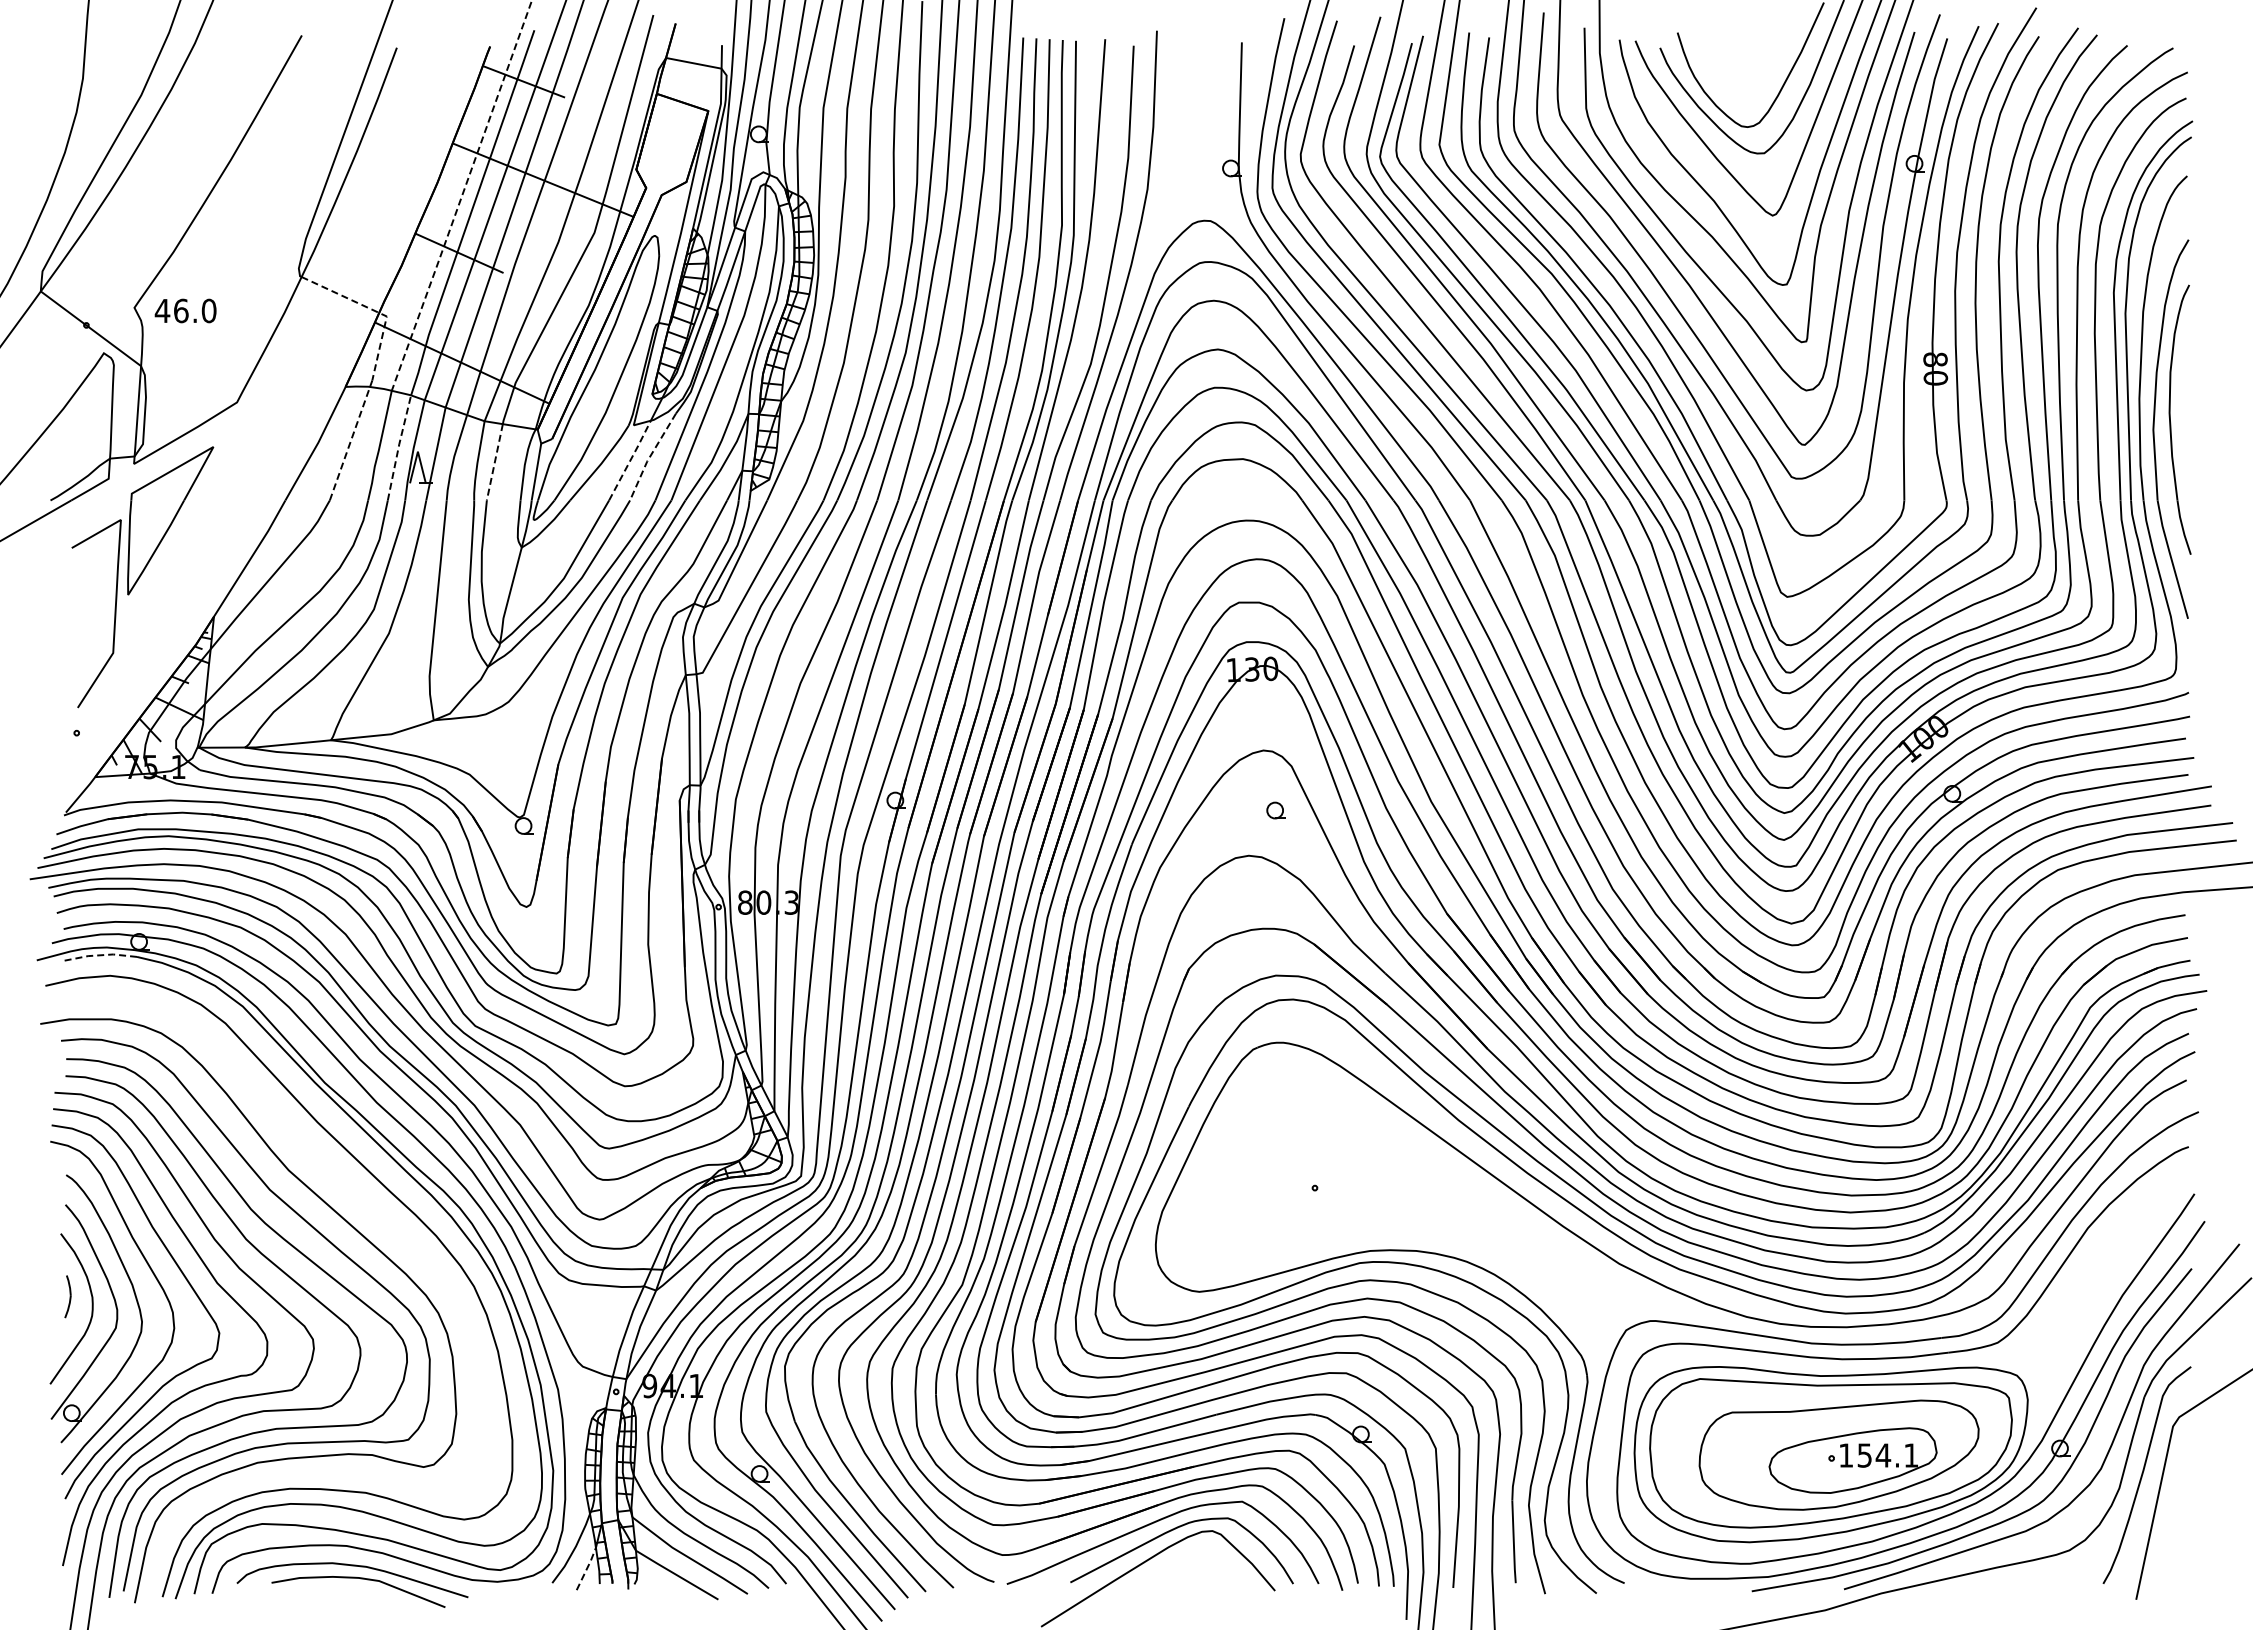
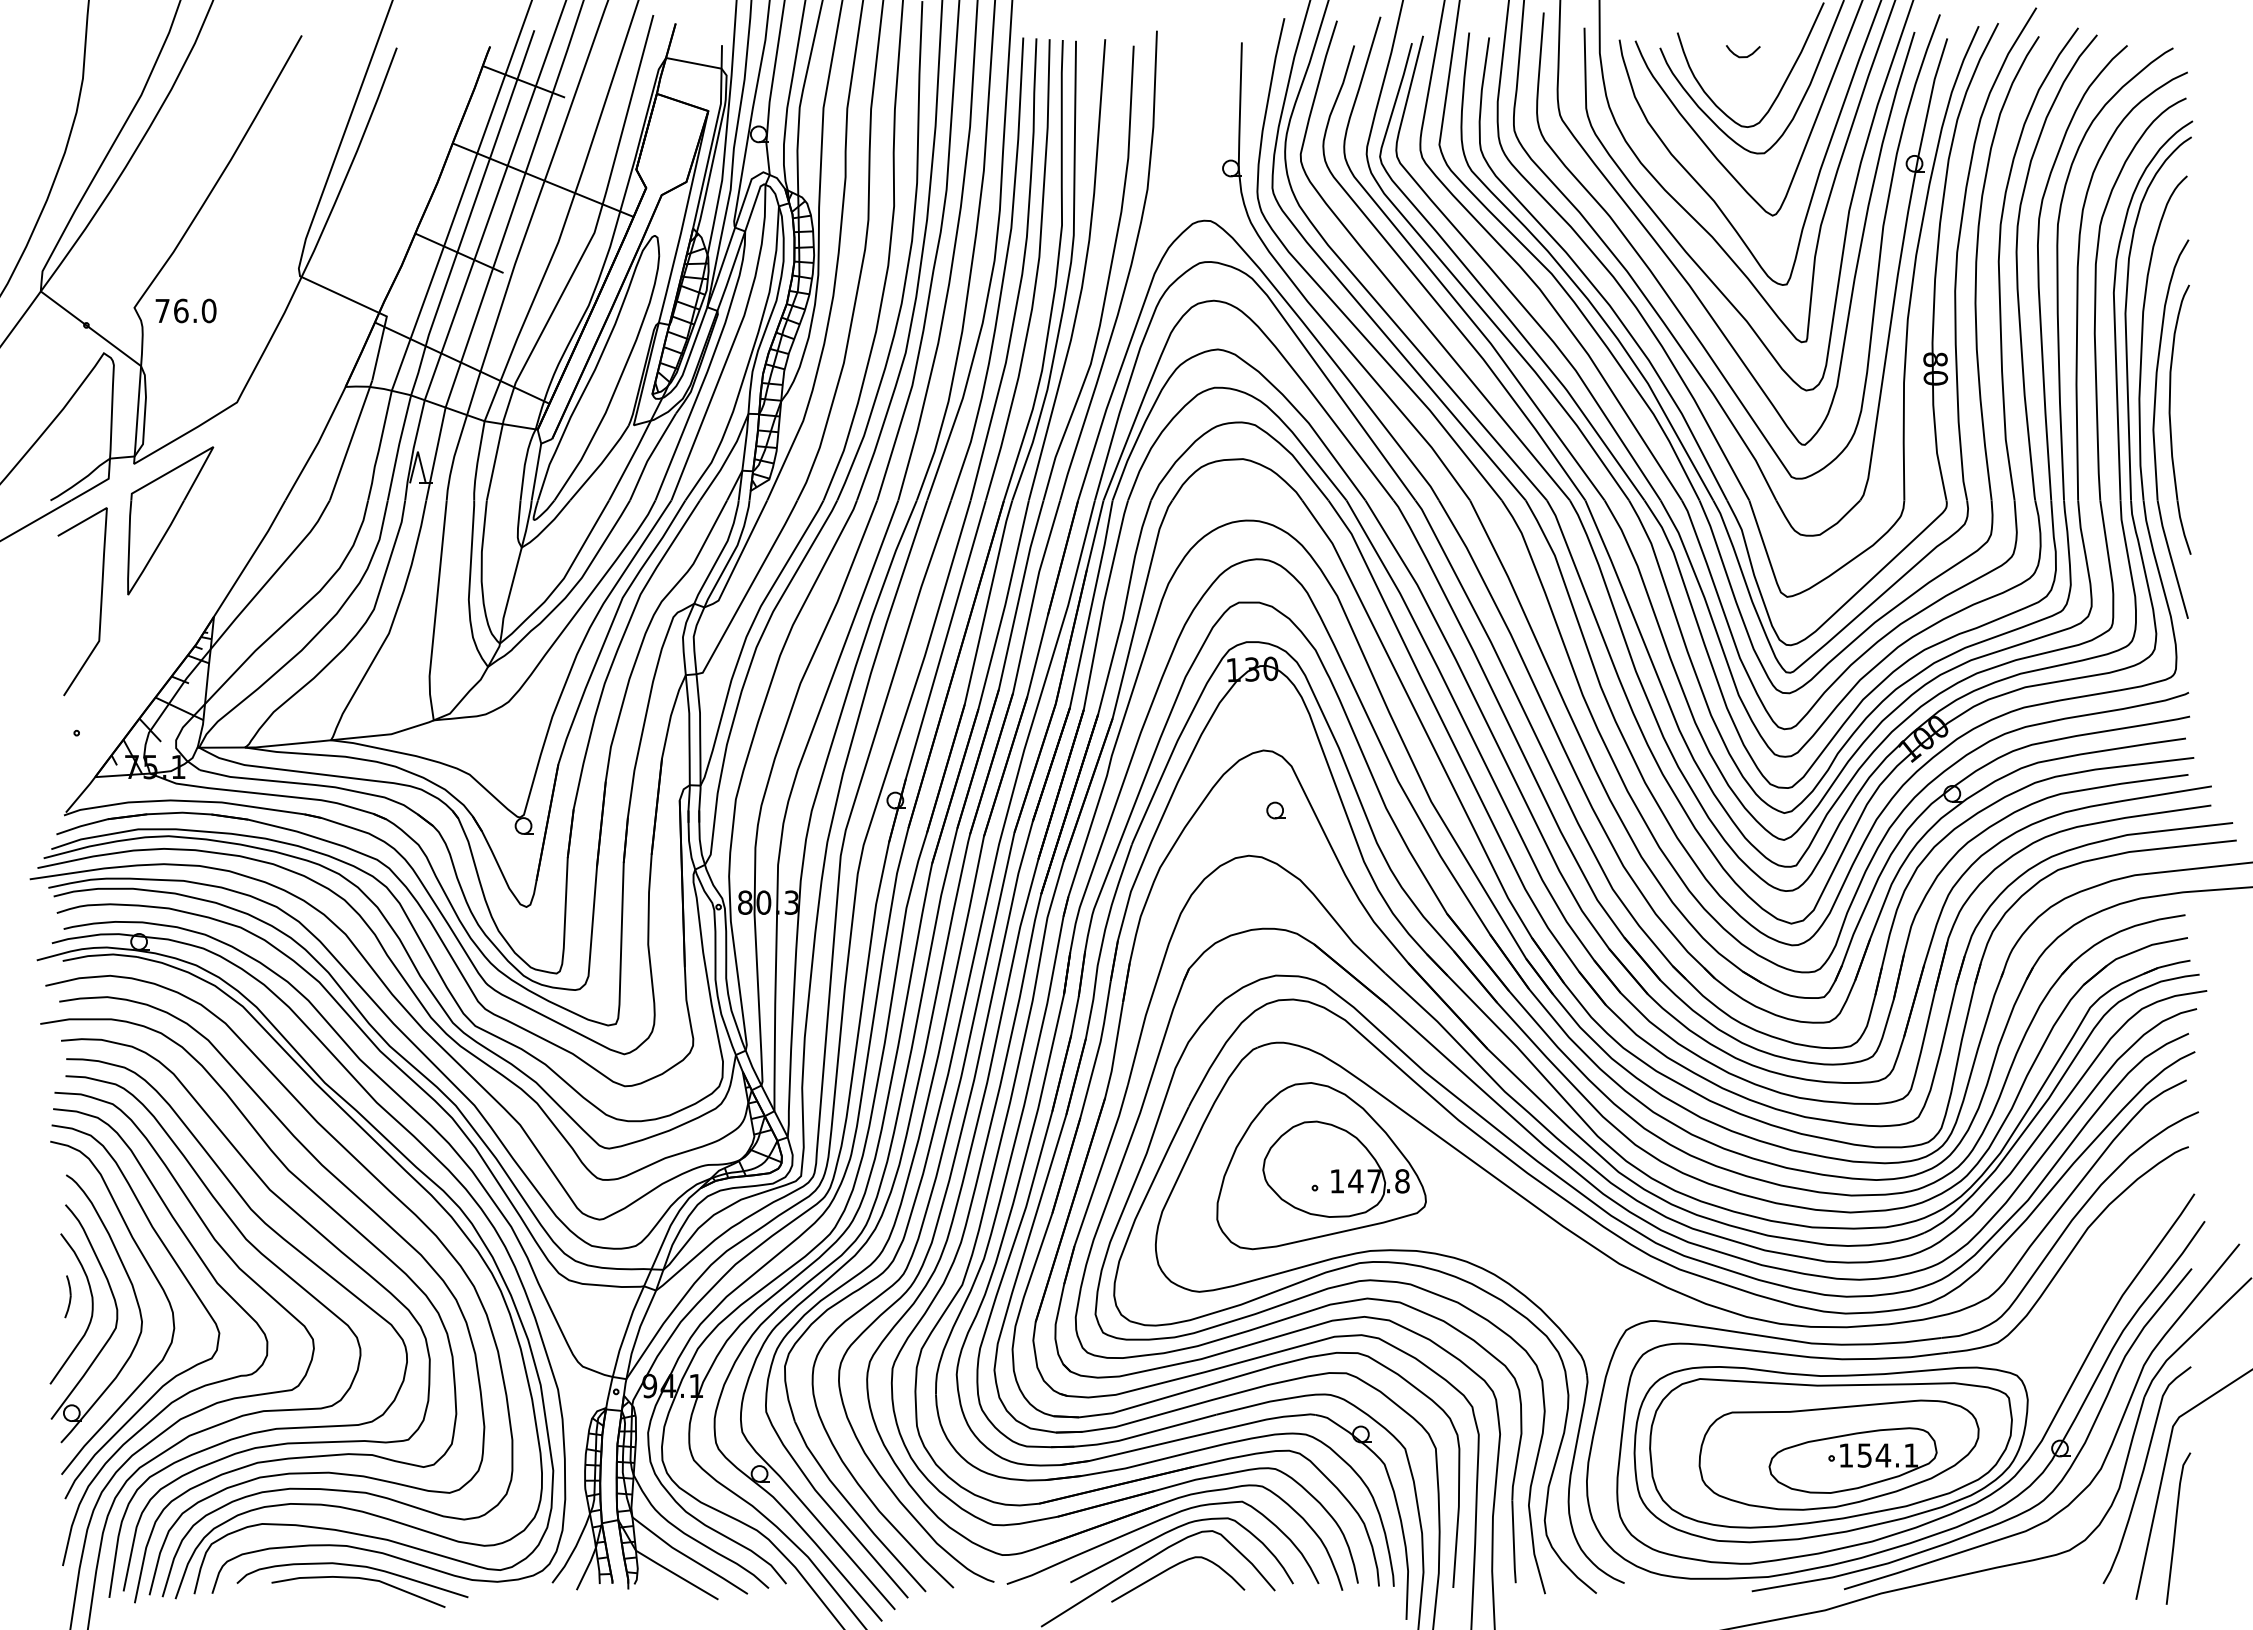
curve: none -> present (1743, 56)
line: dashed -> solid (461, 197)
text: 46.0 -> 76.0 (162, 310)
line: dashed -> solid (375, 311)
line: dashed -> solid (350, 443)
line: dashed -> solid (398, 447)
line: dashed -> solid (650, 456)
line: dashed -> solid (630, 460)
line: dashed -> solid (494, 462)
curve position: (114, 613) -> (100, 601) (100, 601)
line: dashed -> solid (99, 955)
part: none -> present (1321, 1166)
curve: none -> present (359, 1200)
curve: none -> present (2176, 1528)
line: dashed -> solid (587, 1567)
curve: none -> present (1173, 1567)
